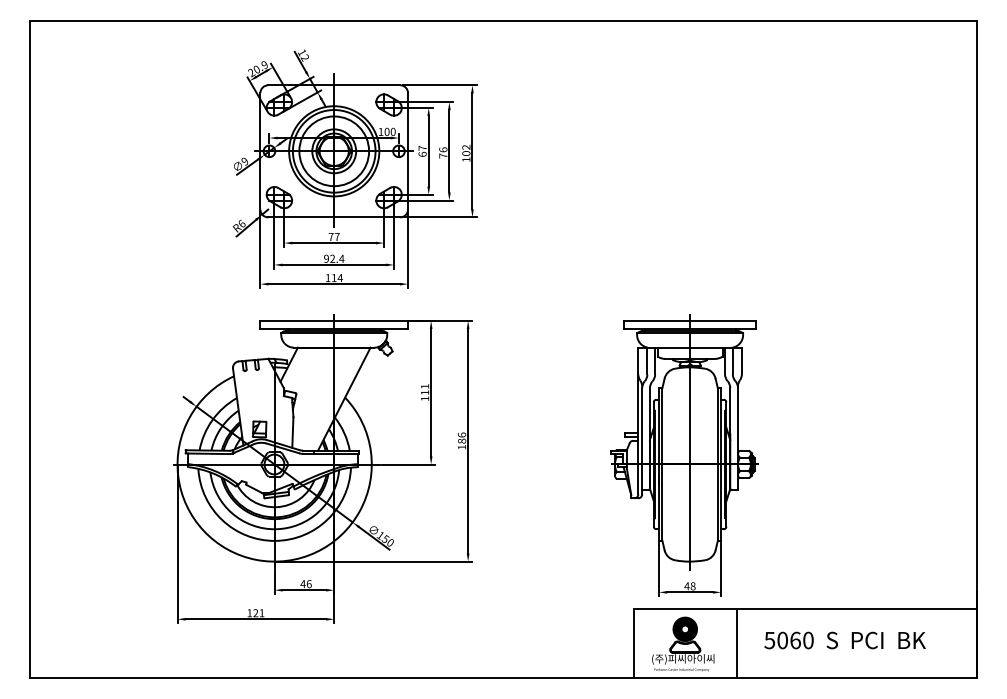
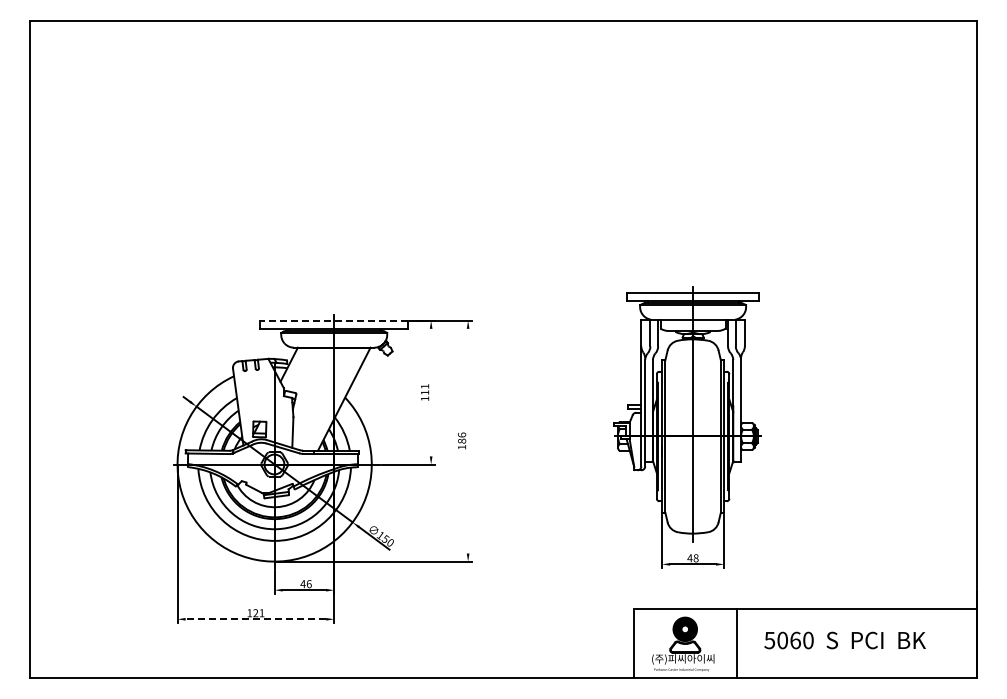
part: present -> none (354, 168)
line: solid -> dashed (334, 320)
line: present -> none (431, 392)
line: present -> none (468, 440)
part position: (684, 455) -> (687, 427) (687, 427)
line: solid -> dashed (255, 619)
